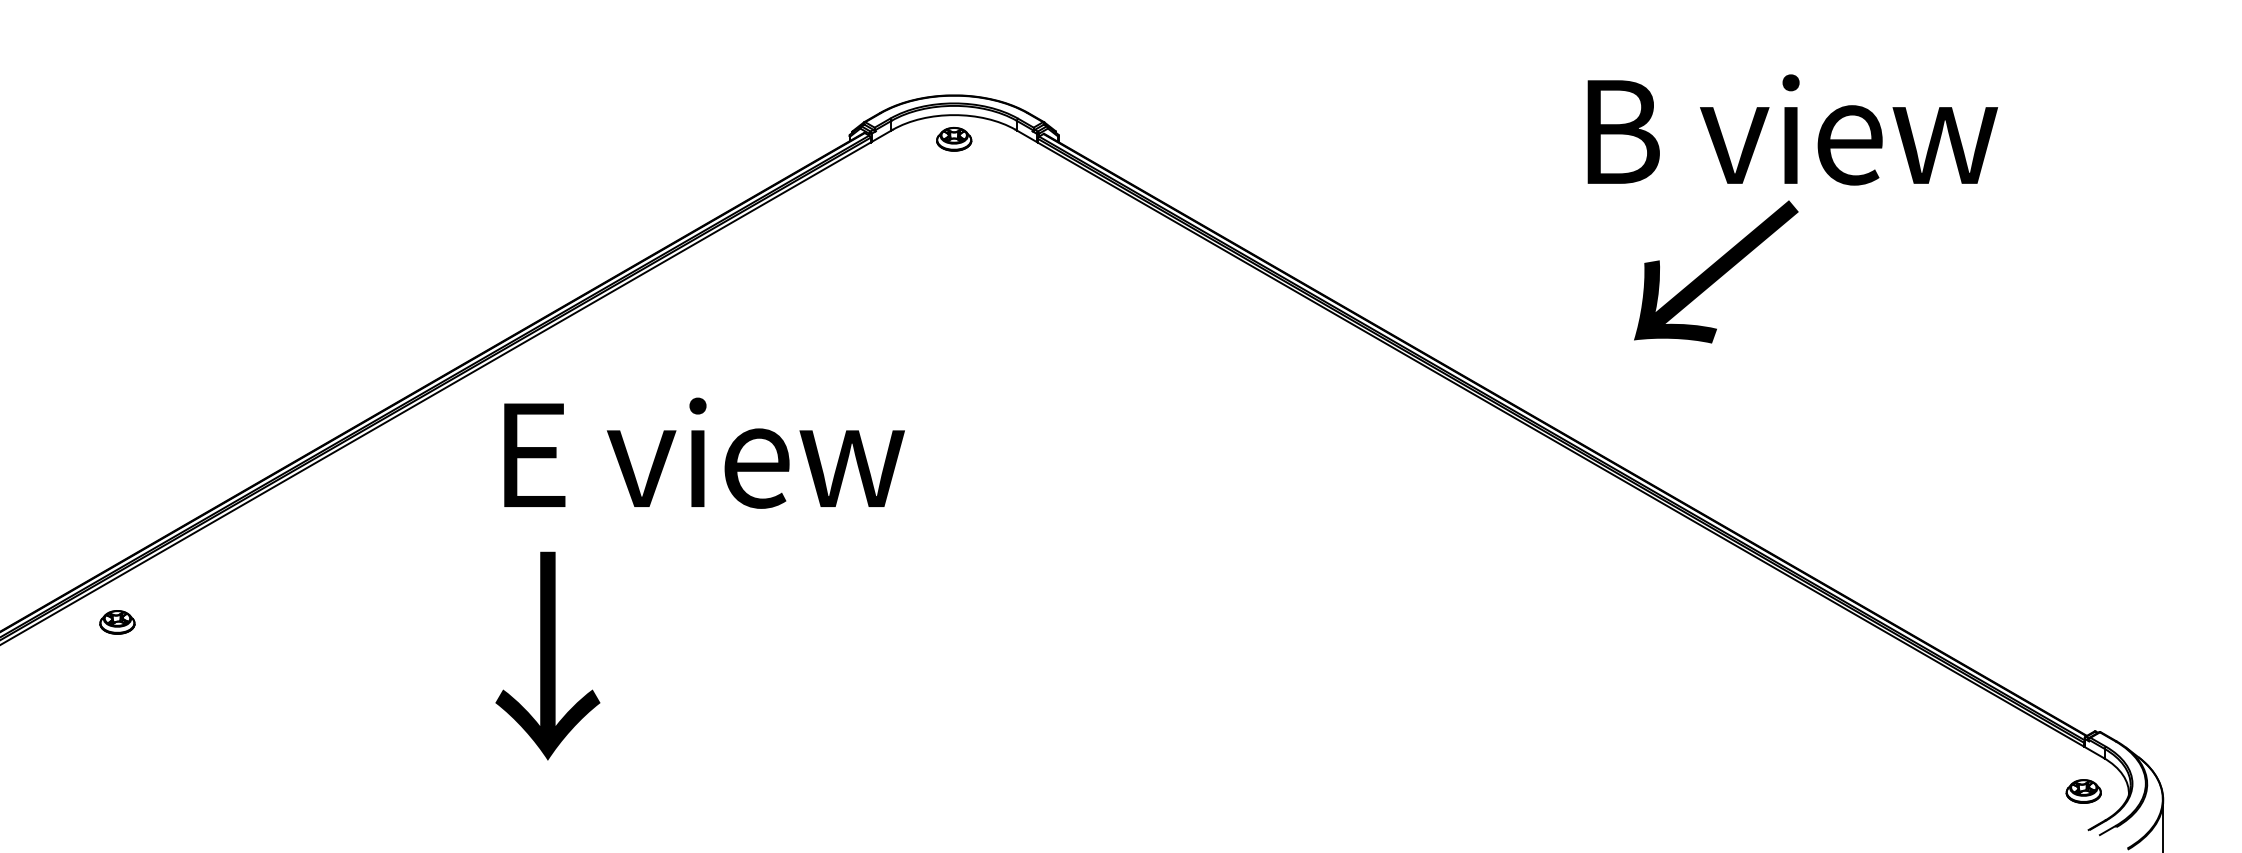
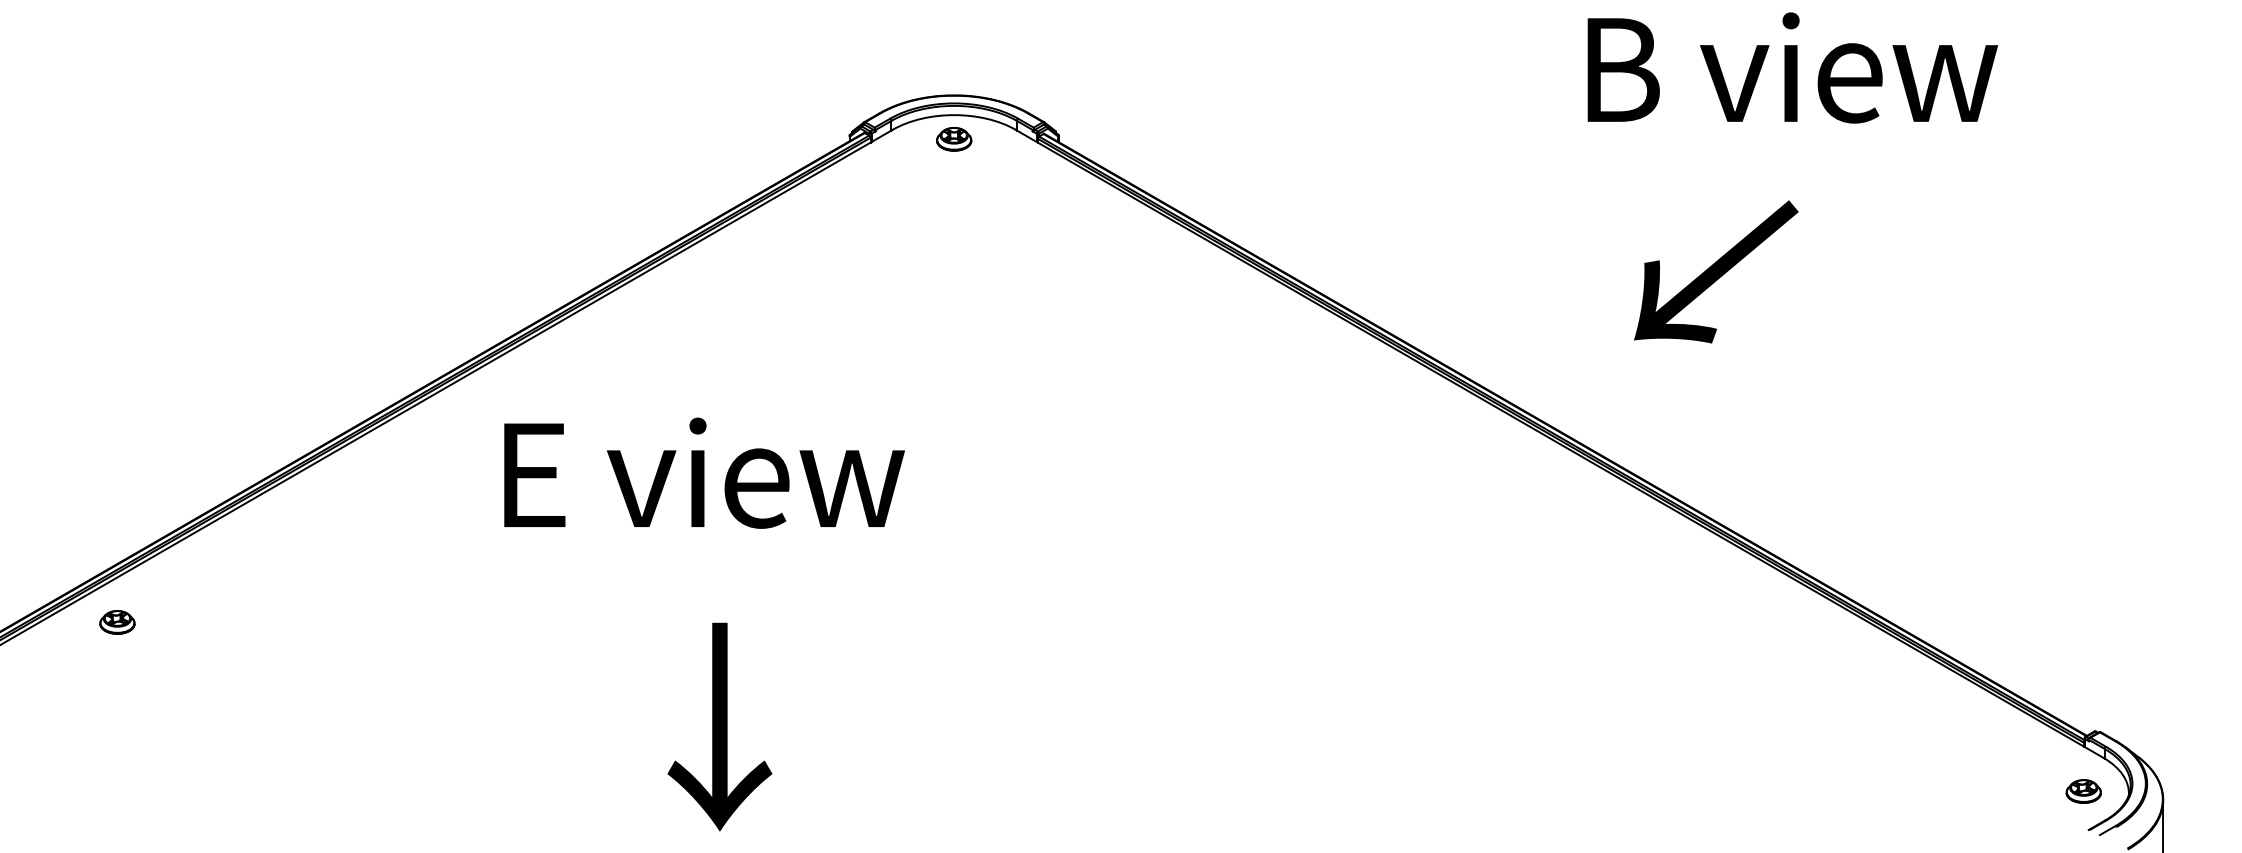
text position: (1792, 129) -> (1792, 67) (1792, 67)
text position: (704, 452) -> (704, 472) (704, 472)
text position: (547, 655) -> (719, 726) (719, 726)
